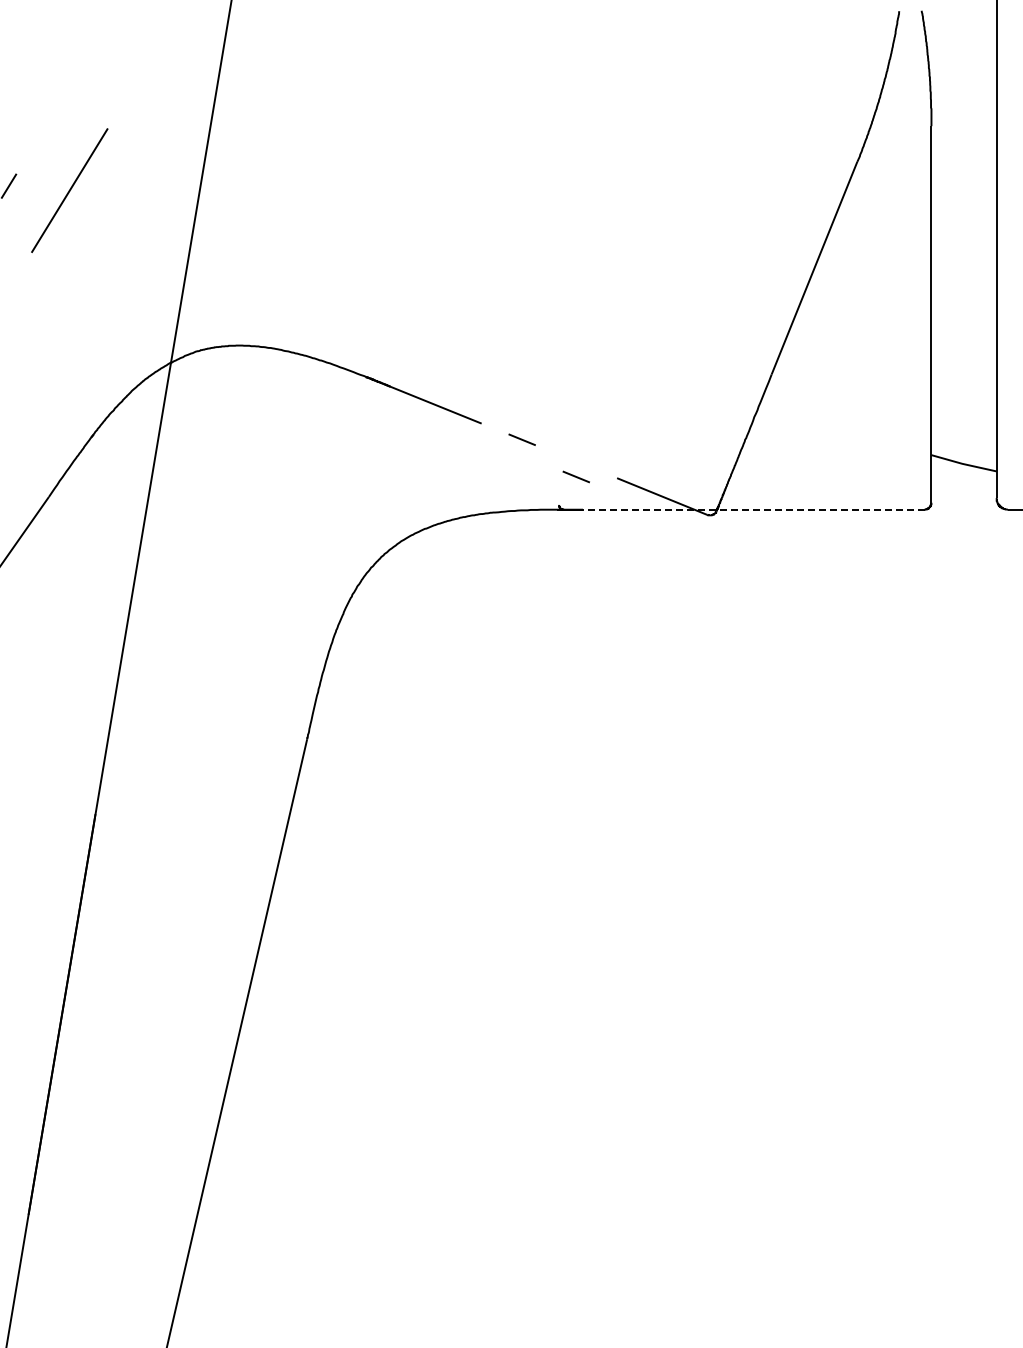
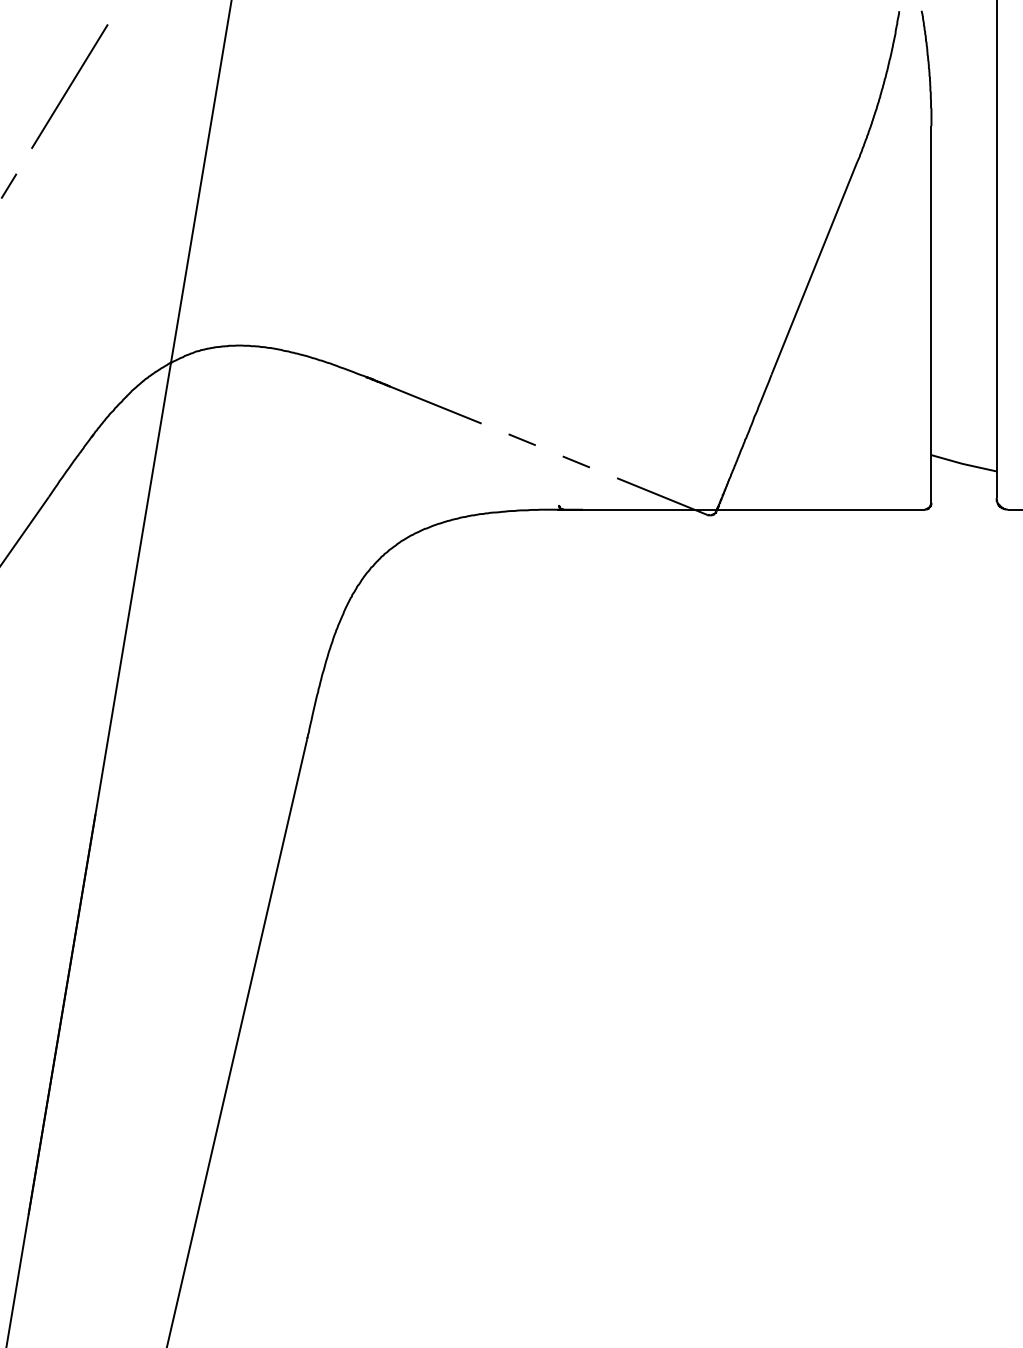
line position: (69, 190) -> (69, 86) (69, 86)
line position: (575, 476) -> (575, 461) (575, 461)
line: dashed -> solid (753, 509)
